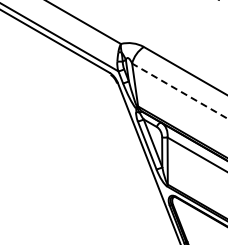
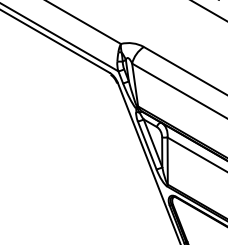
line: none -> present (208, 11)
line: dashed -> solid (179, 91)
